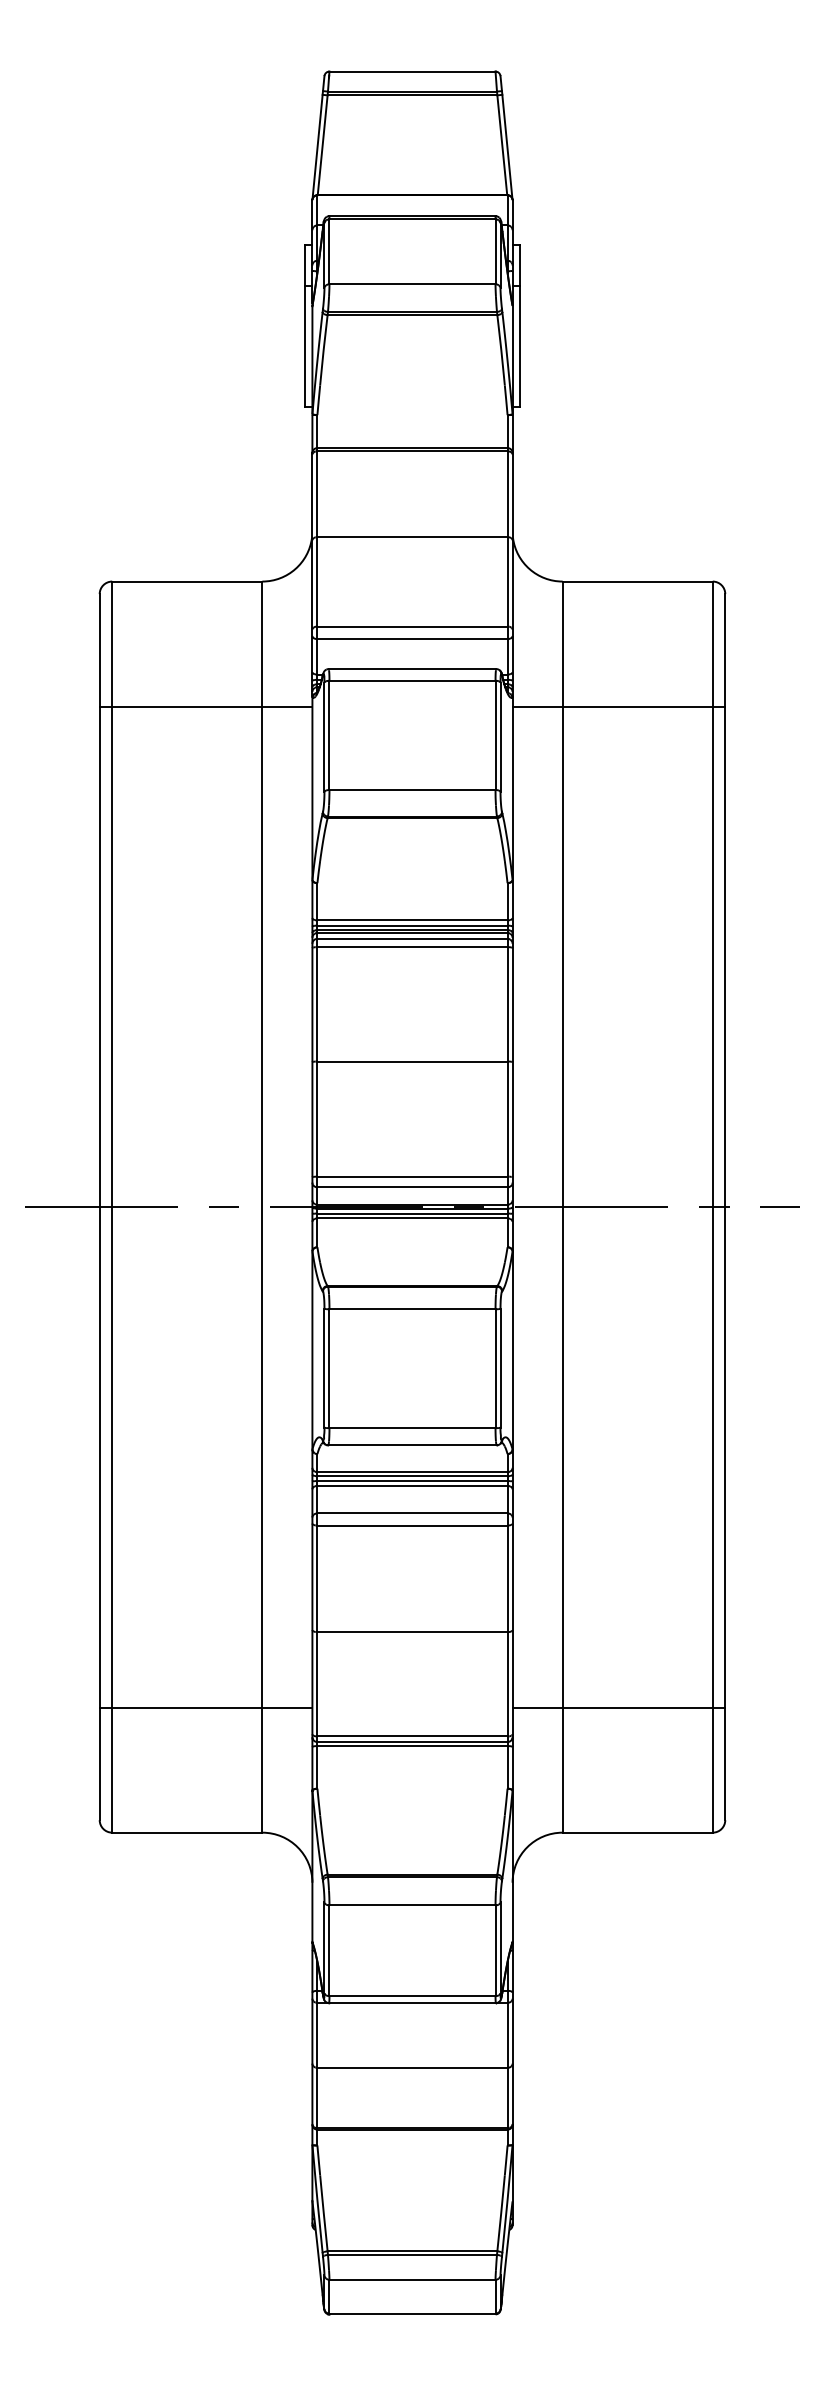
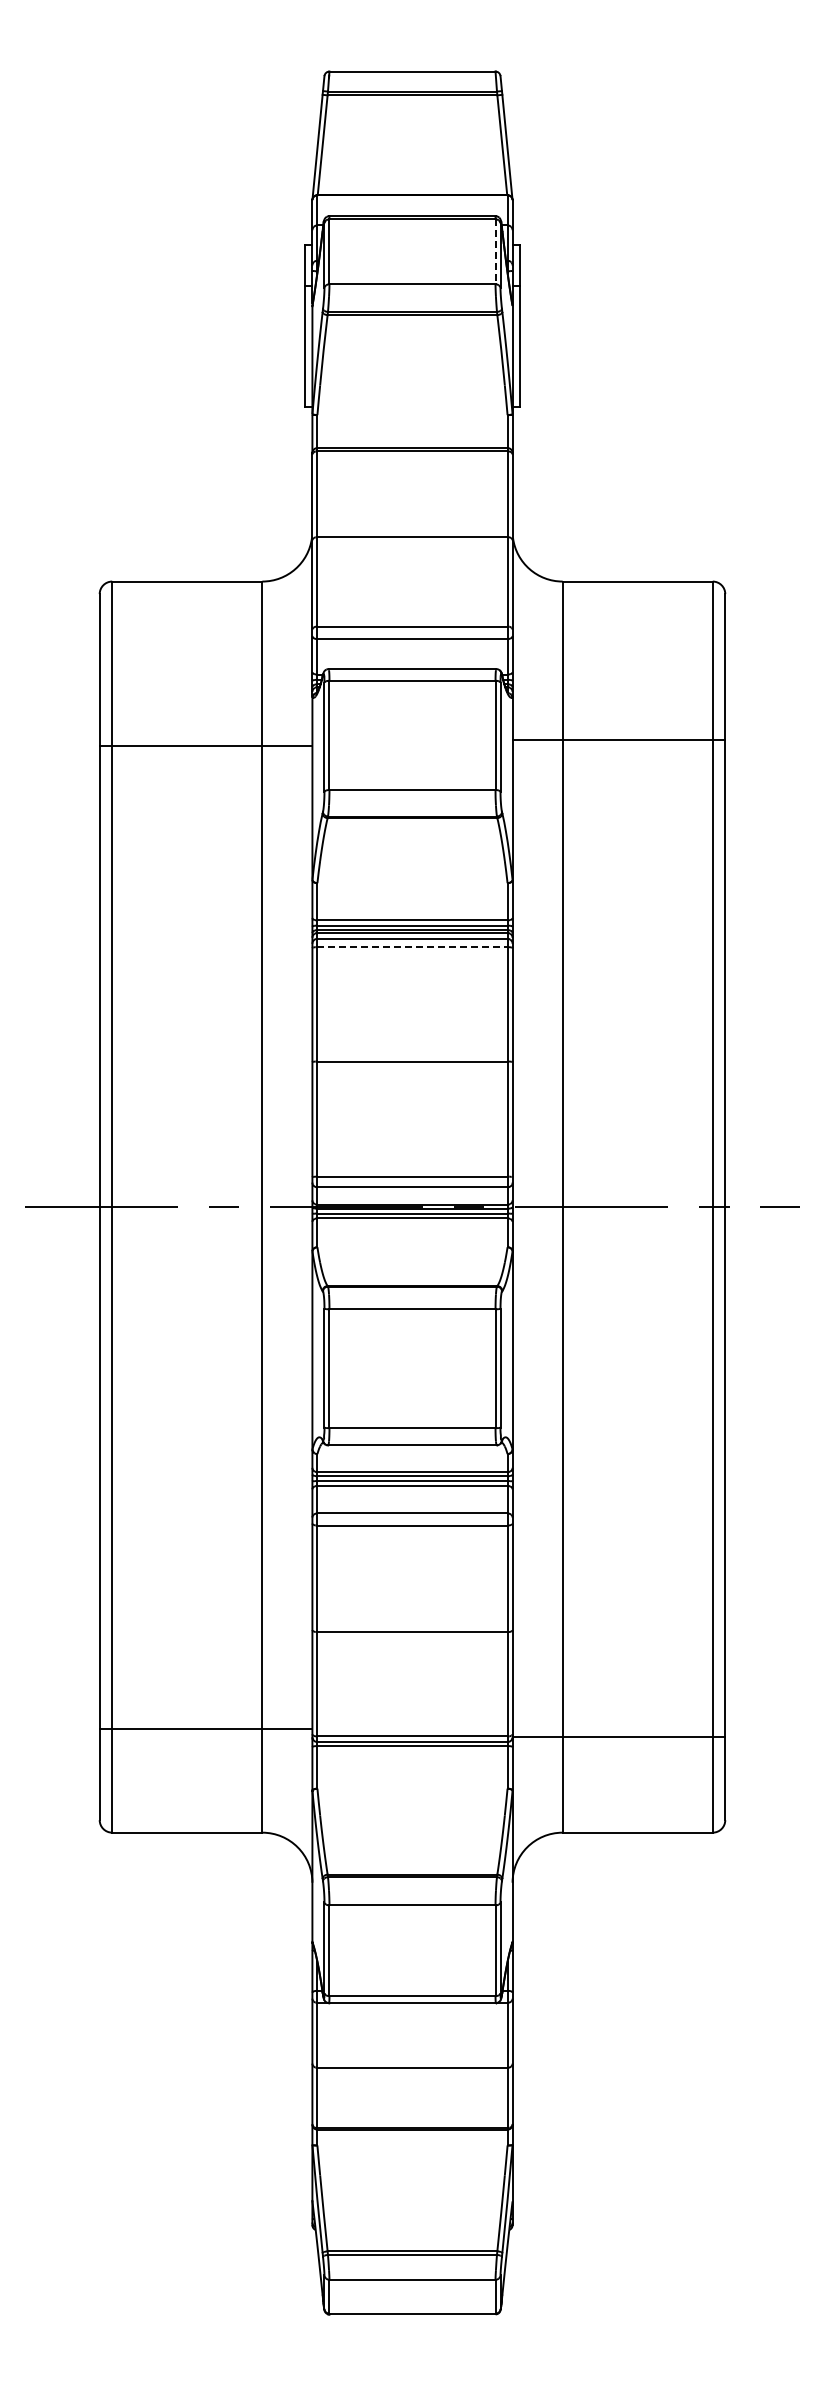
line: solid -> dashed (495, 252)
line position: (205, 706) -> (205, 745) (205, 745)
line position: (618, 706) -> (618, 739) (618, 739)
line: solid -> dashed (412, 947)
line position: (205, 1707) -> (205, 1728) (205, 1728)
line position: (618, 1707) -> (618, 1736) (618, 1736)
